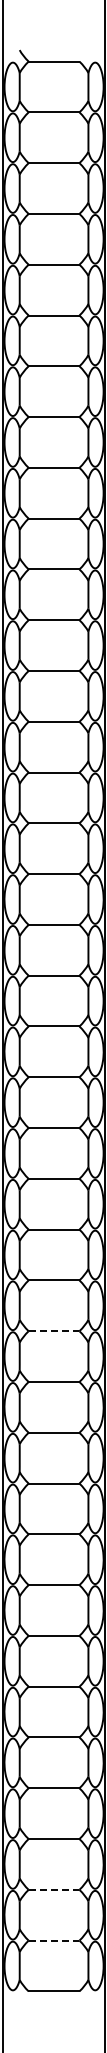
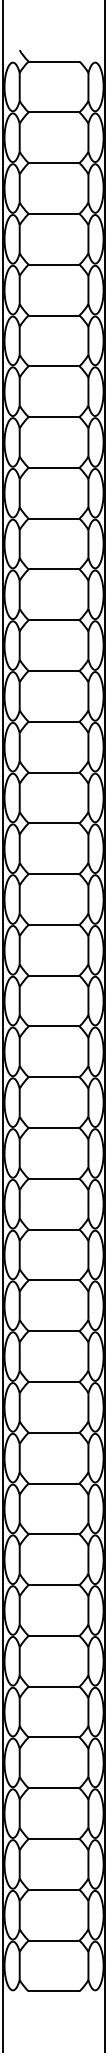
line: dashed -> solid (54, 1331)
line: dashed -> solid (54, 1889)
line: dashed -> solid (54, 1940)
